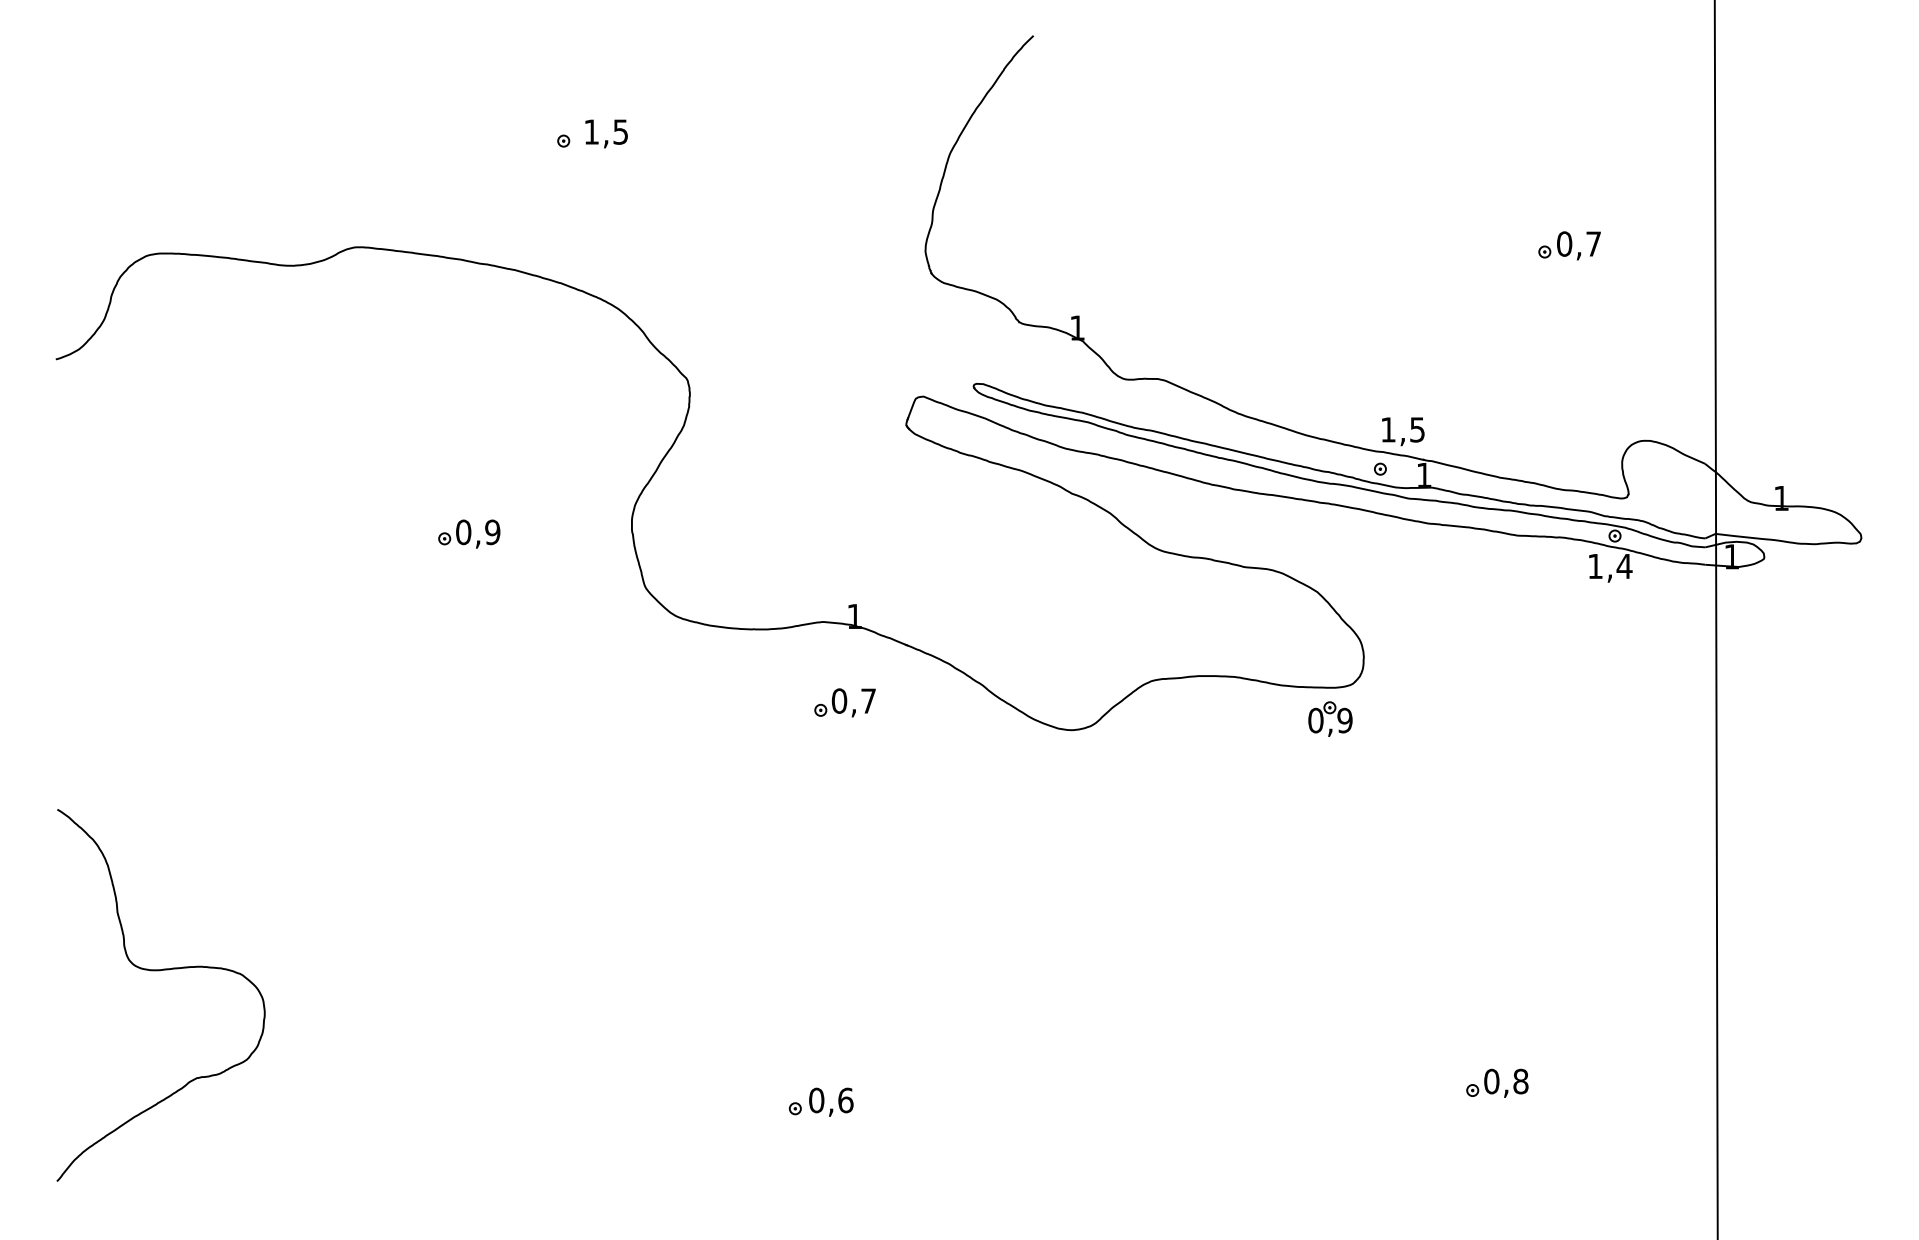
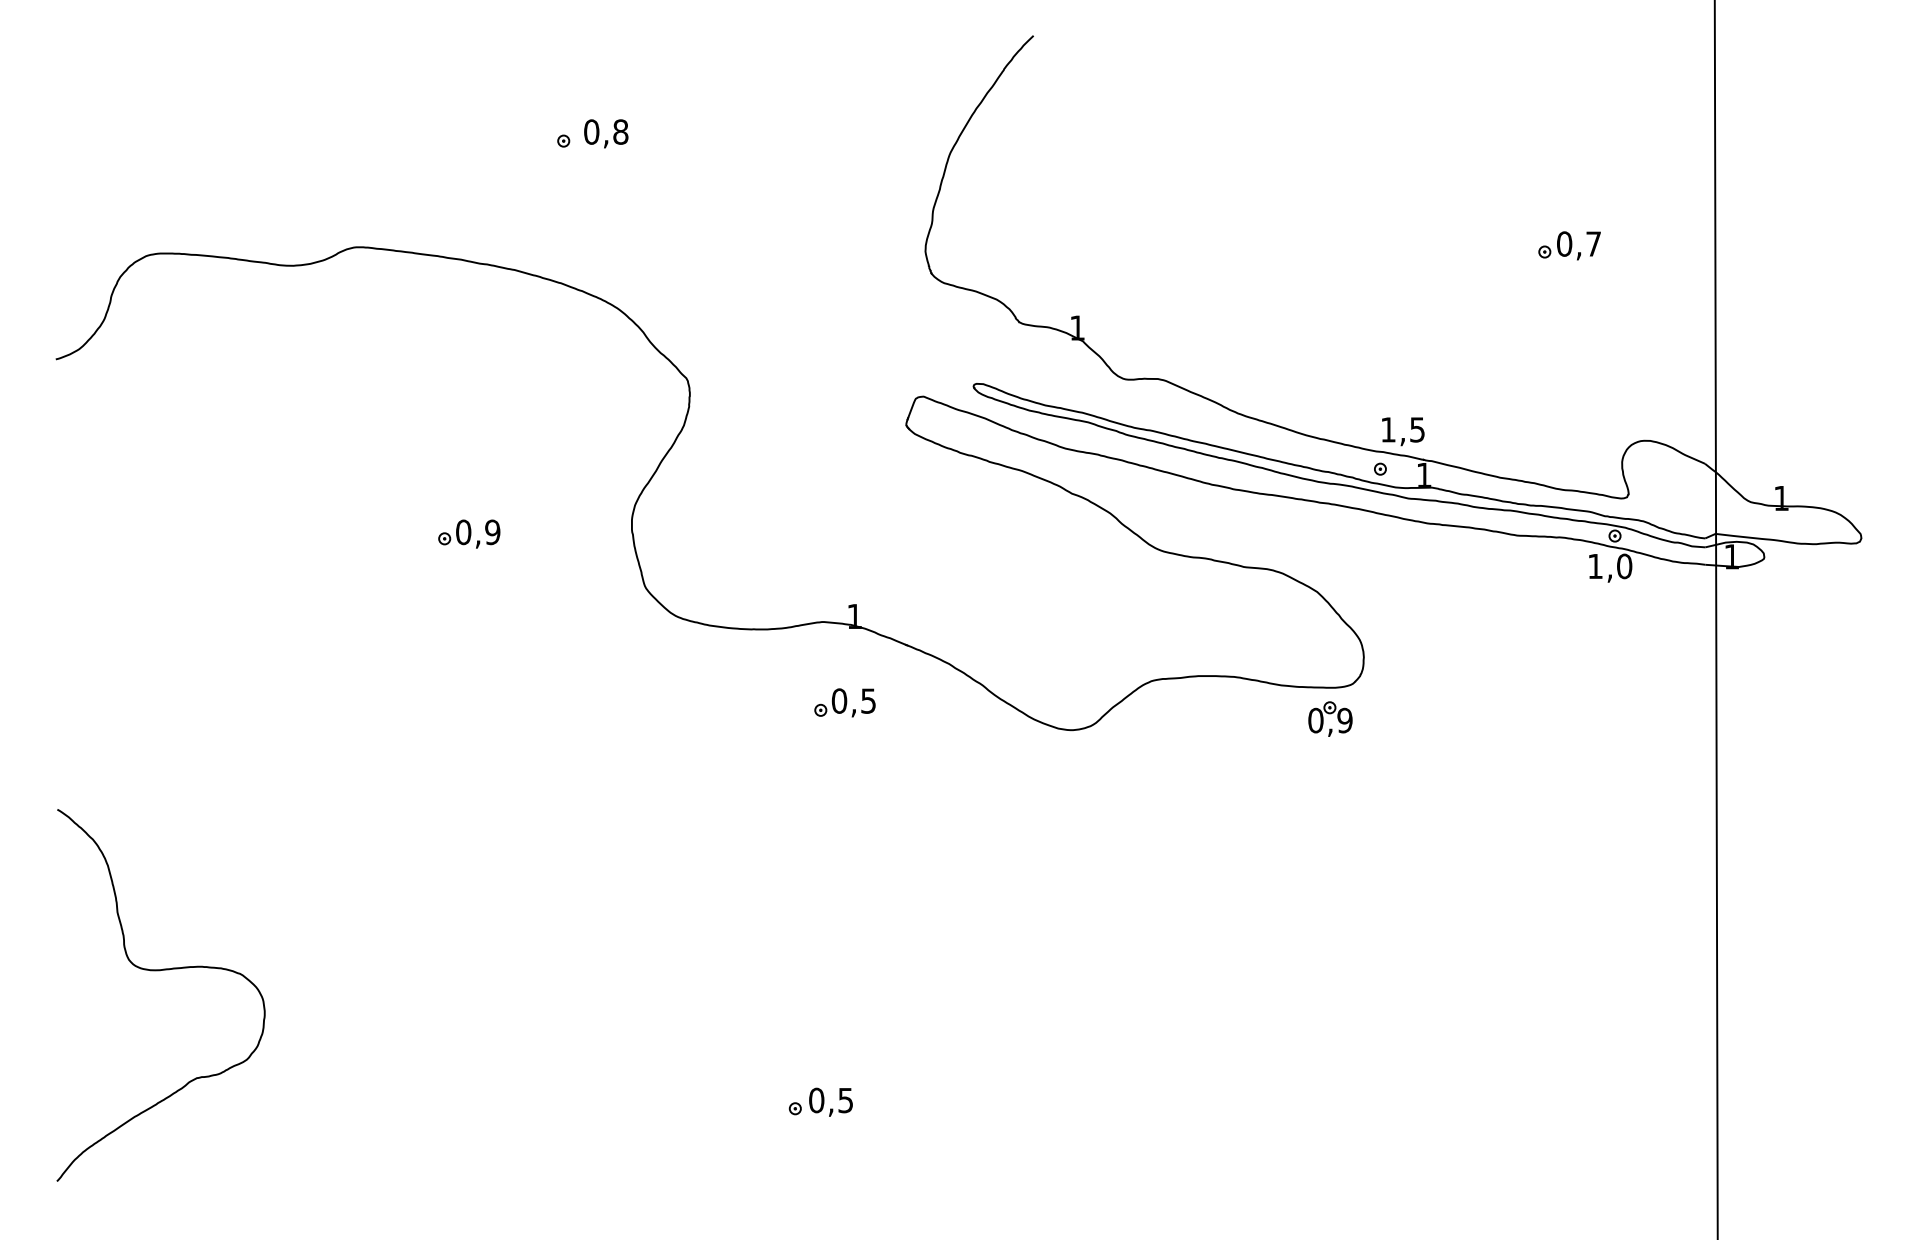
text: 1,5 -> 0,8 (606, 131)
text: 1,4 -> 1,0 (1624, 566)
text: 0,7 -> 0,5 (868, 700)
part: present -> none (1497, 1082)
text: 0,6 -> 0,5 (845, 1100)
